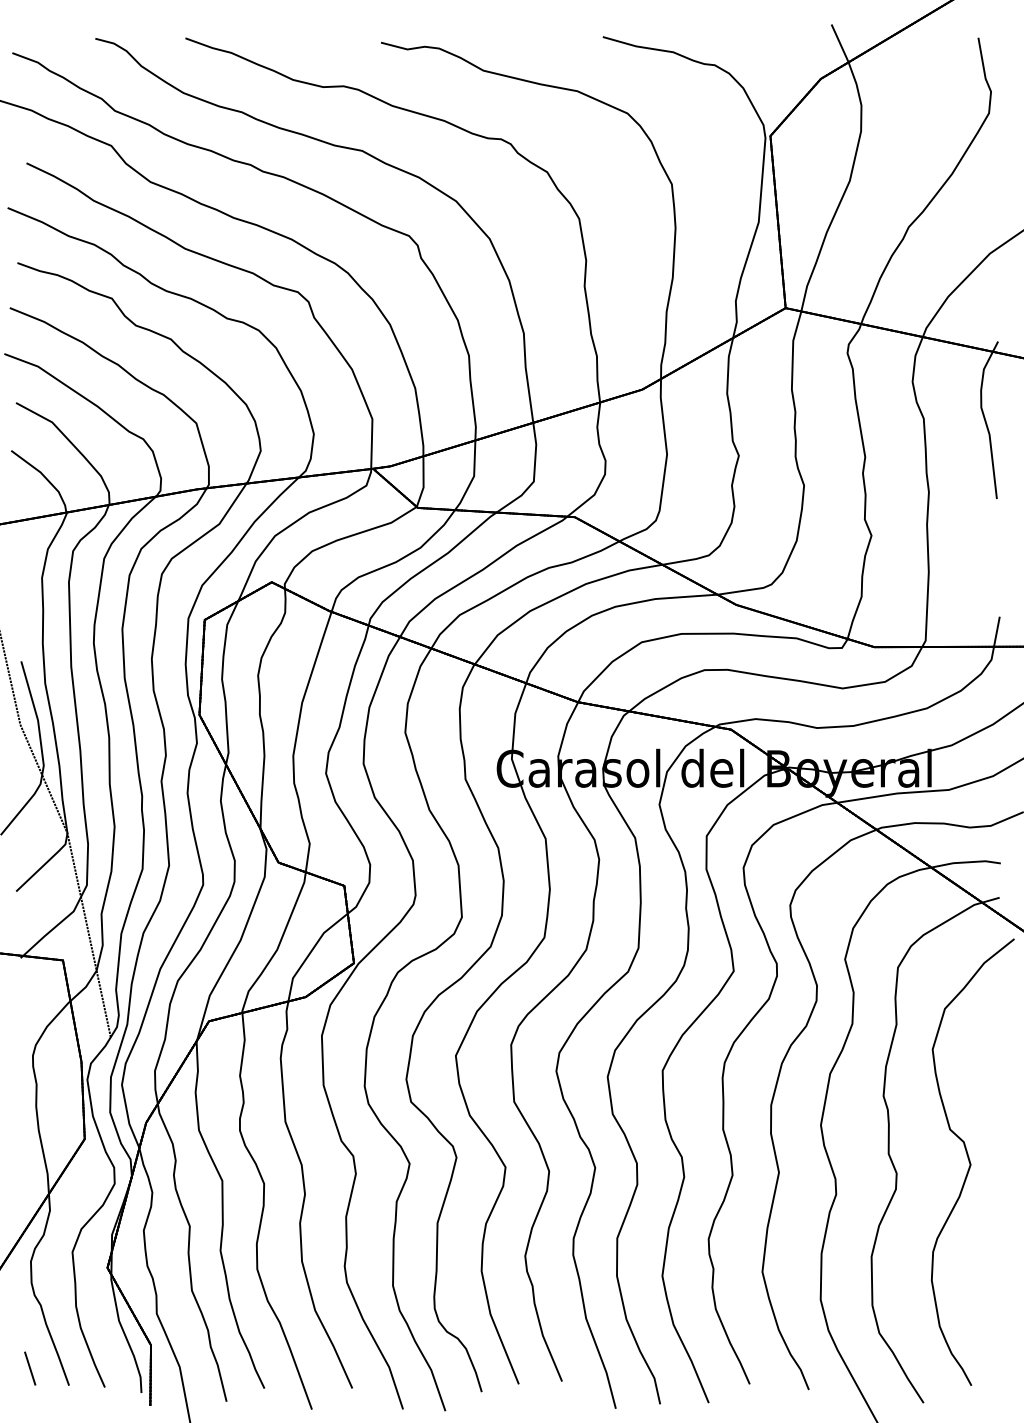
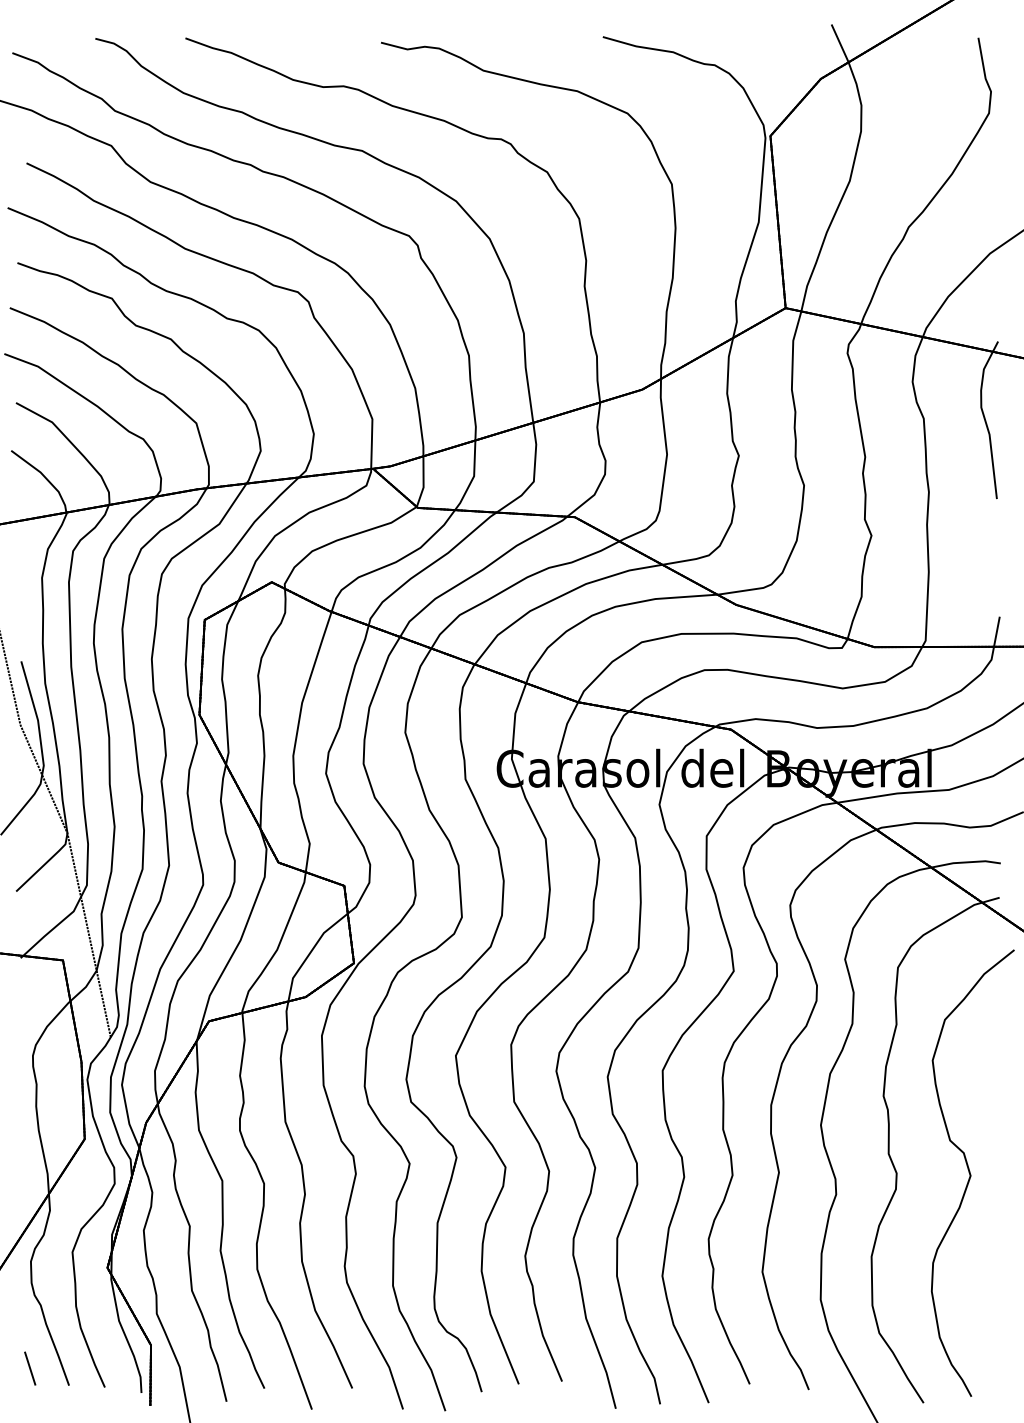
part position: (972, 1161) -> (972, 1172) (972, 1172)
